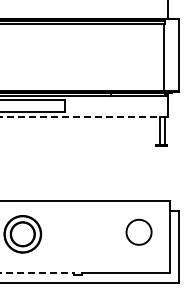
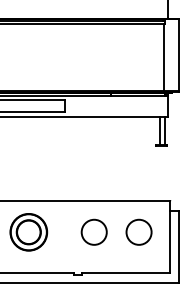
line: dashed -> solid (84, 117)
circle: none -> present (93, 231)
part position: (22, 234) -> (28, 232) (28, 232)
line: dashed -> solid (37, 272)
